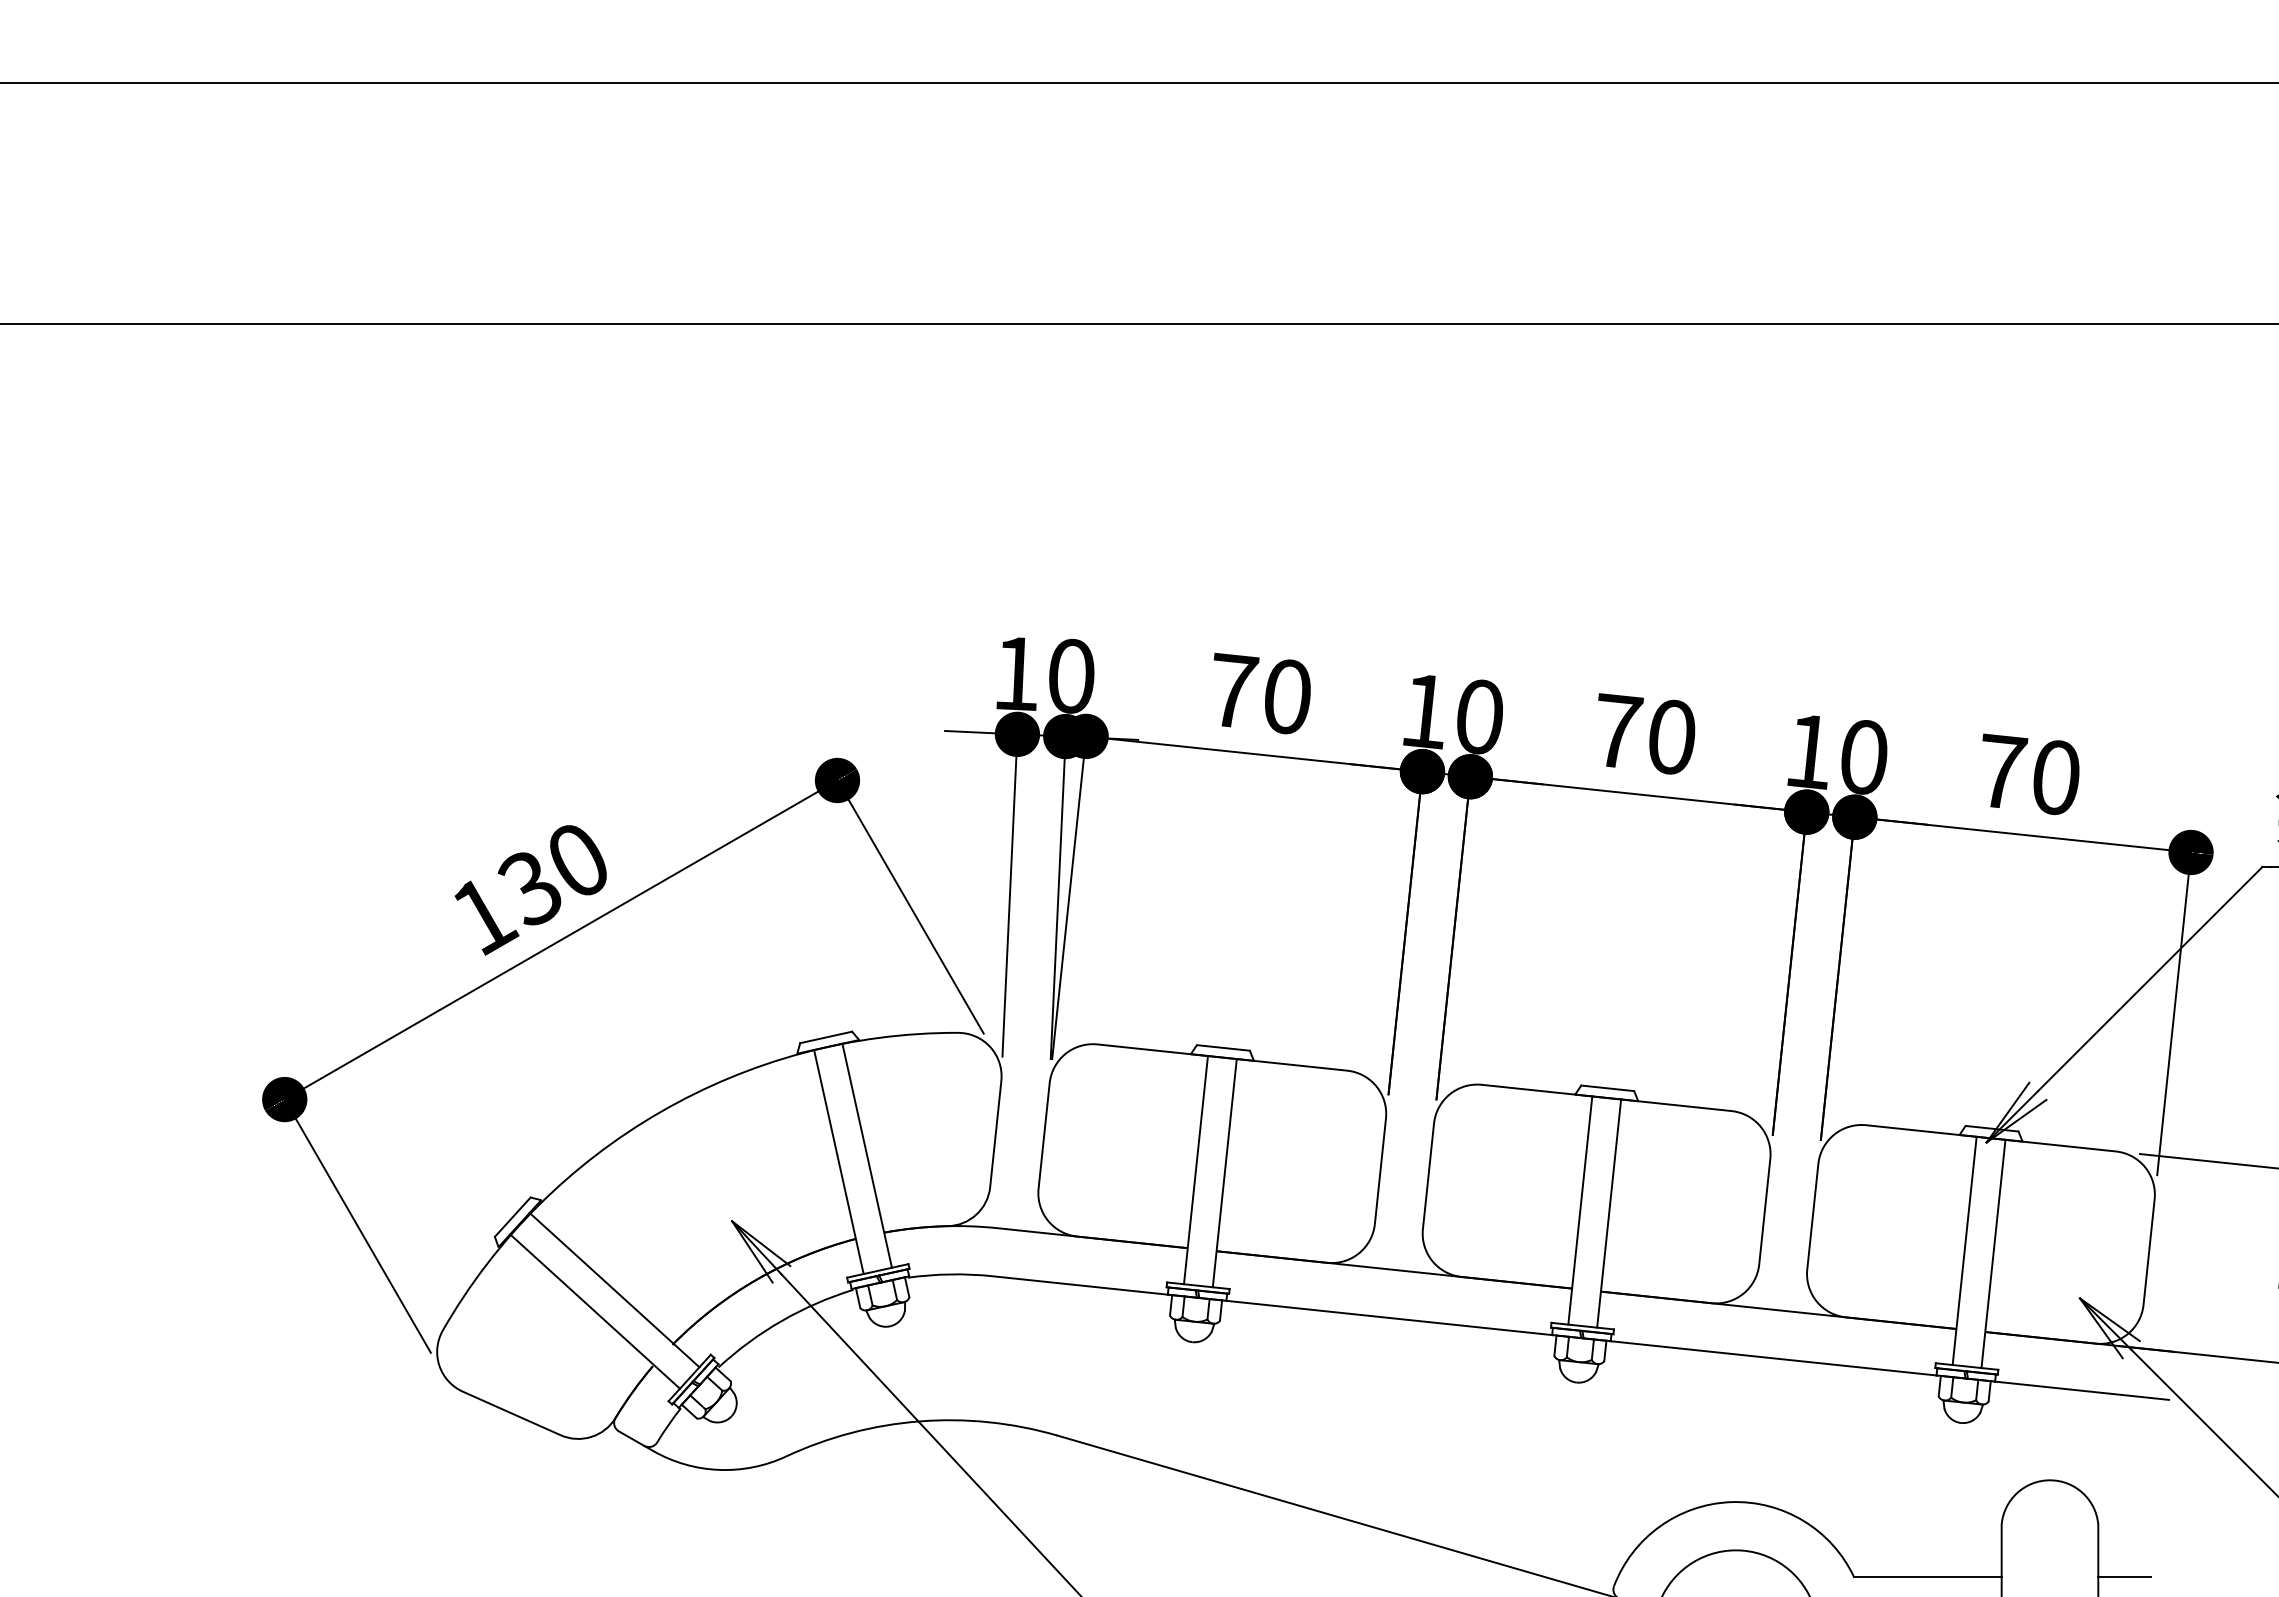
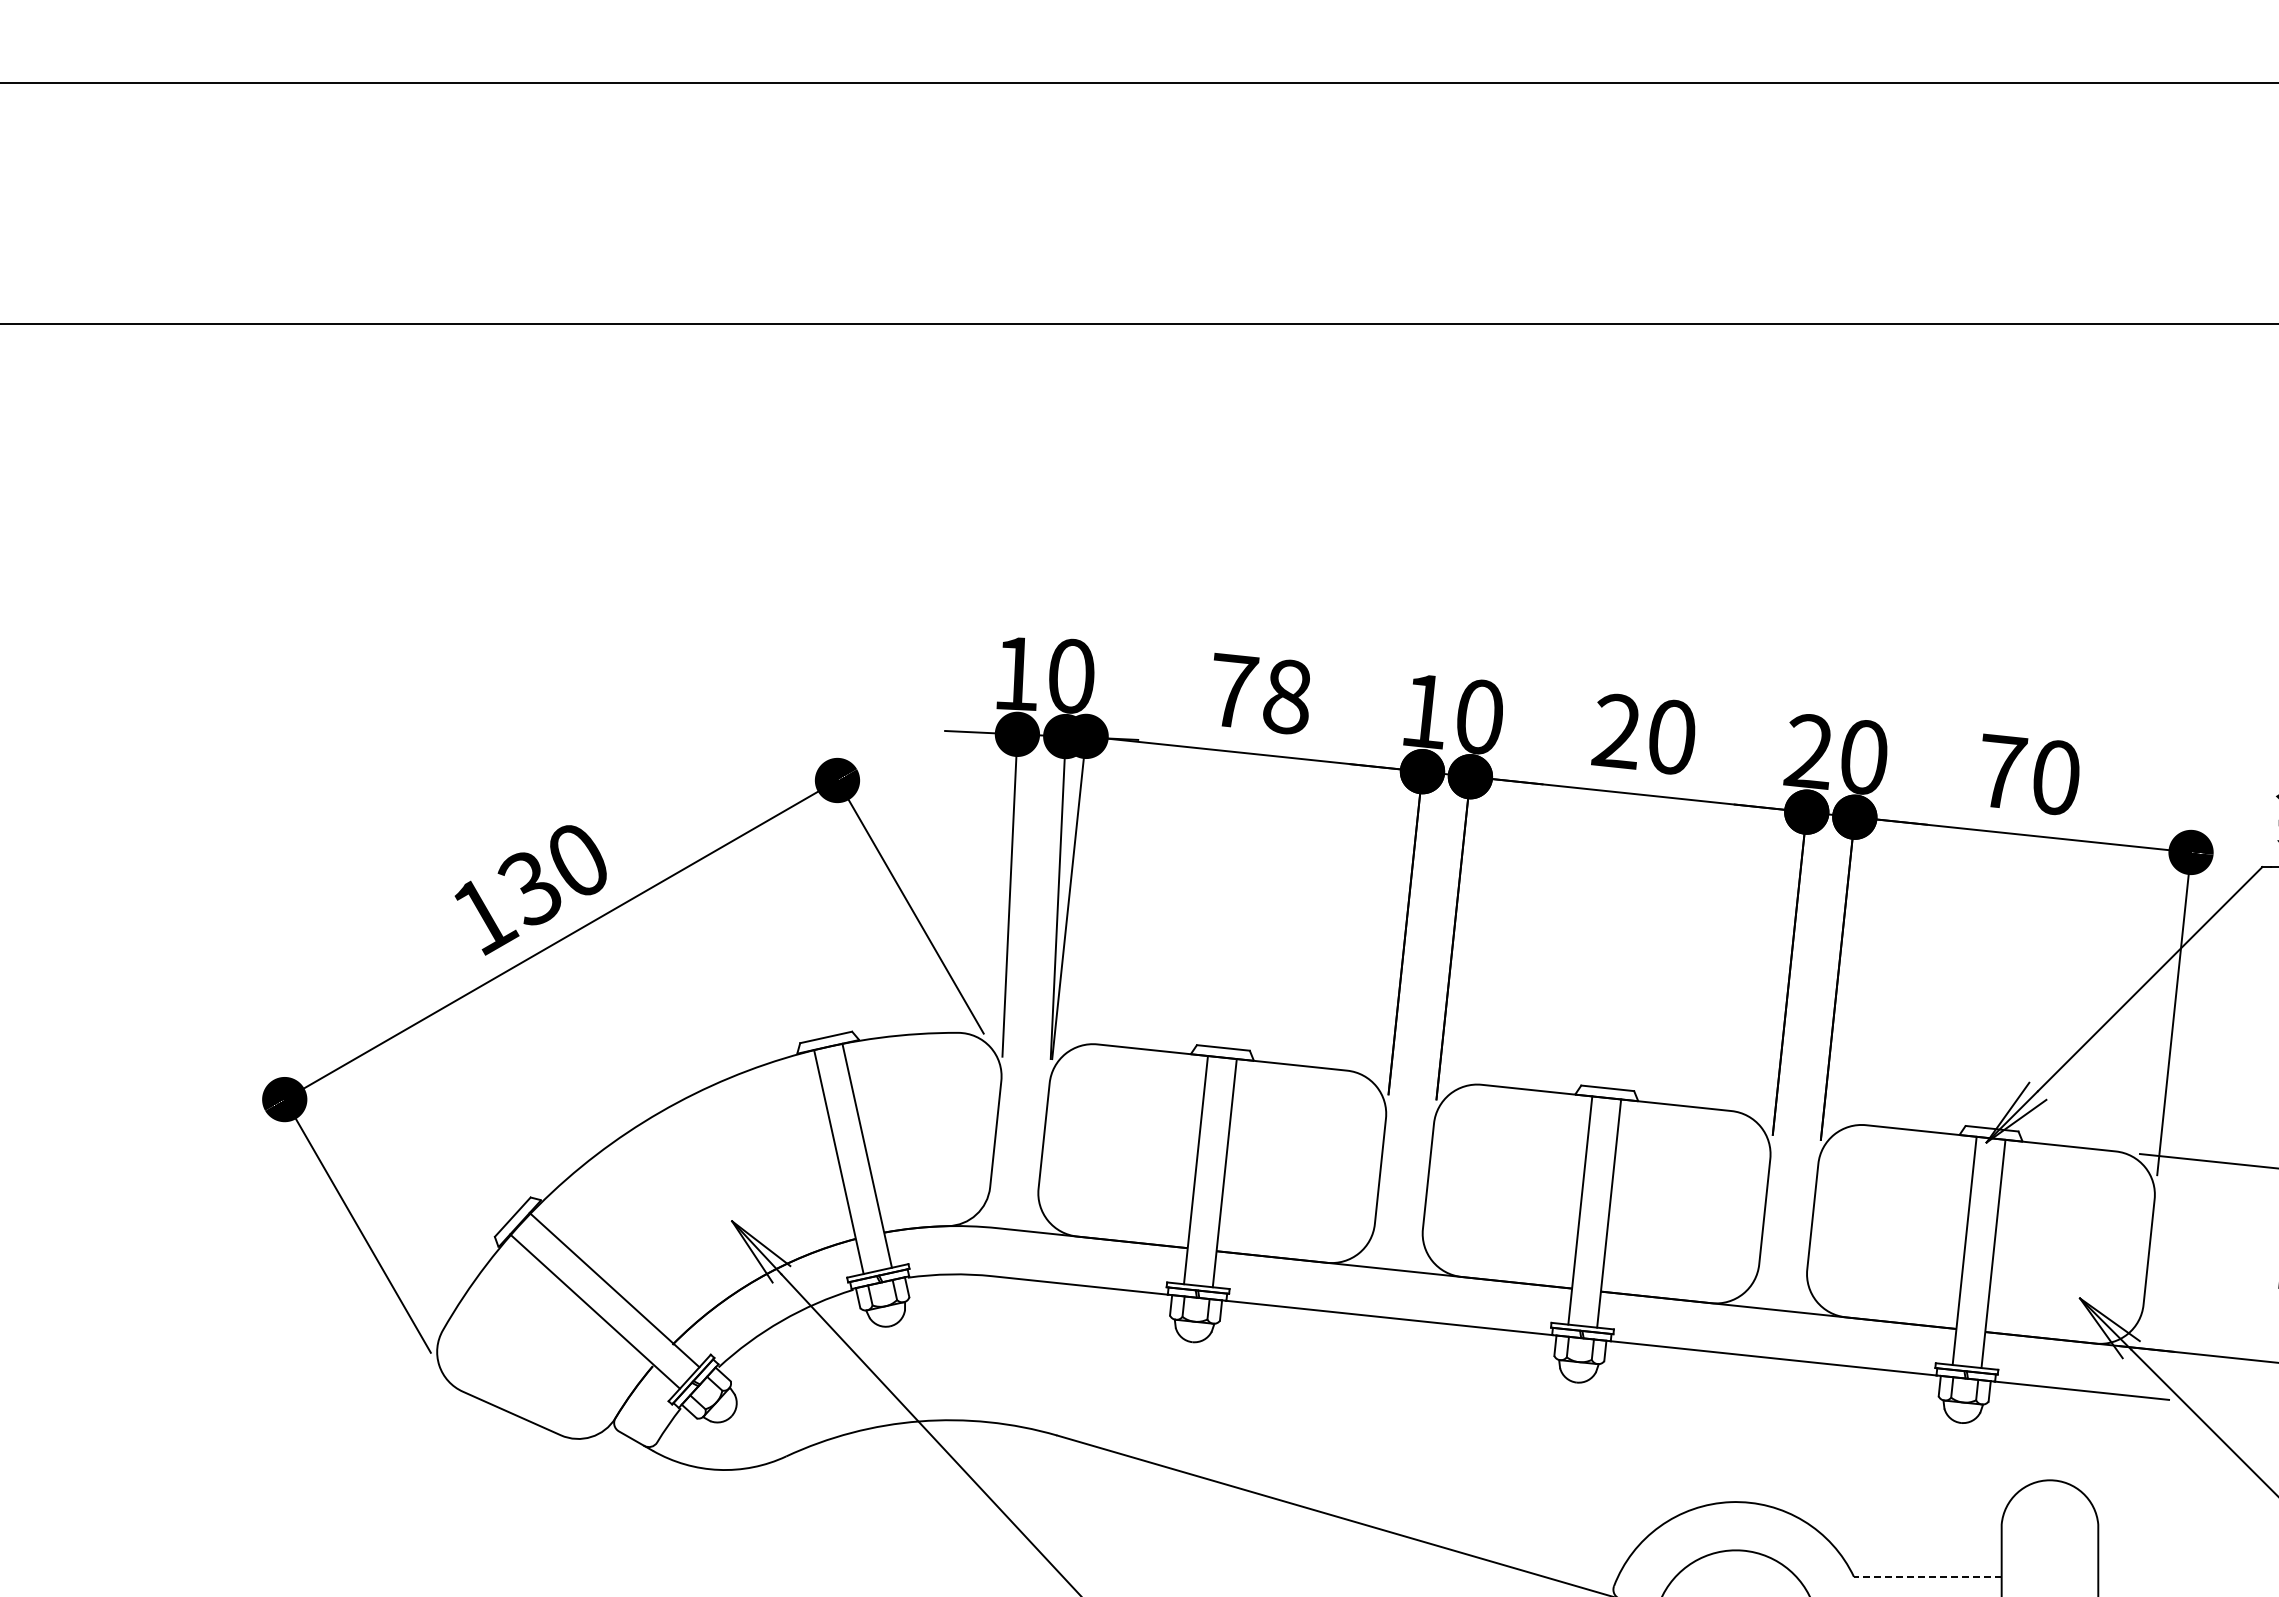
text: 70 -> 78 (1286, 696)
text: 70 -> 20 (1617, 731)
text: 10 -> 20 (1806, 751)
line: solid -> dashed (1927, 1576)
line: present -> none (2124, 1576)
